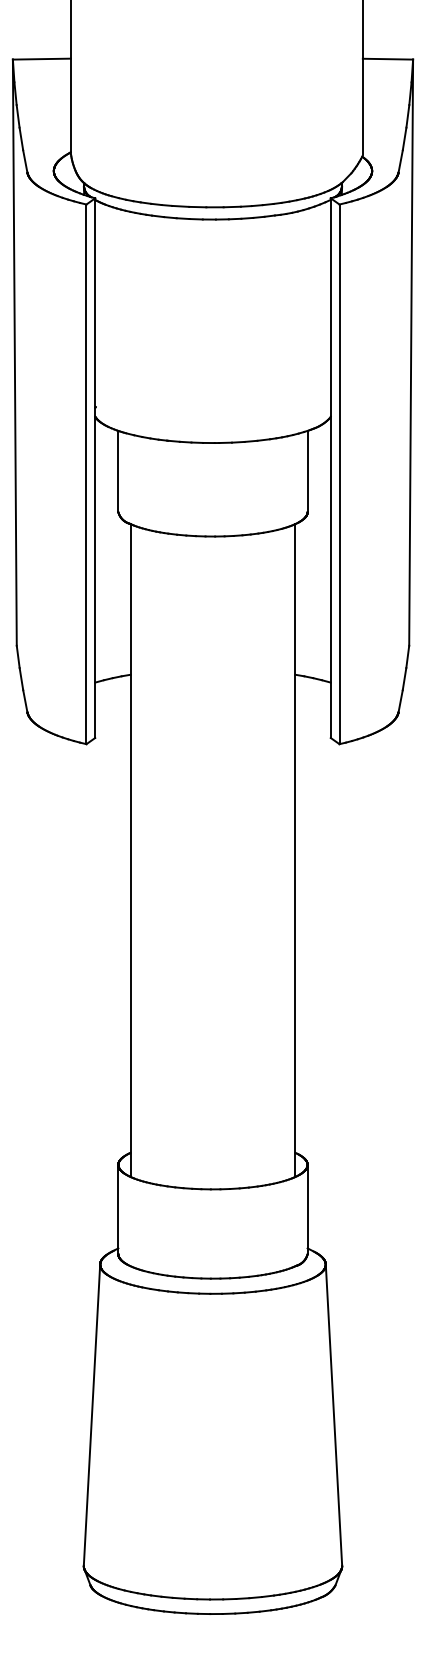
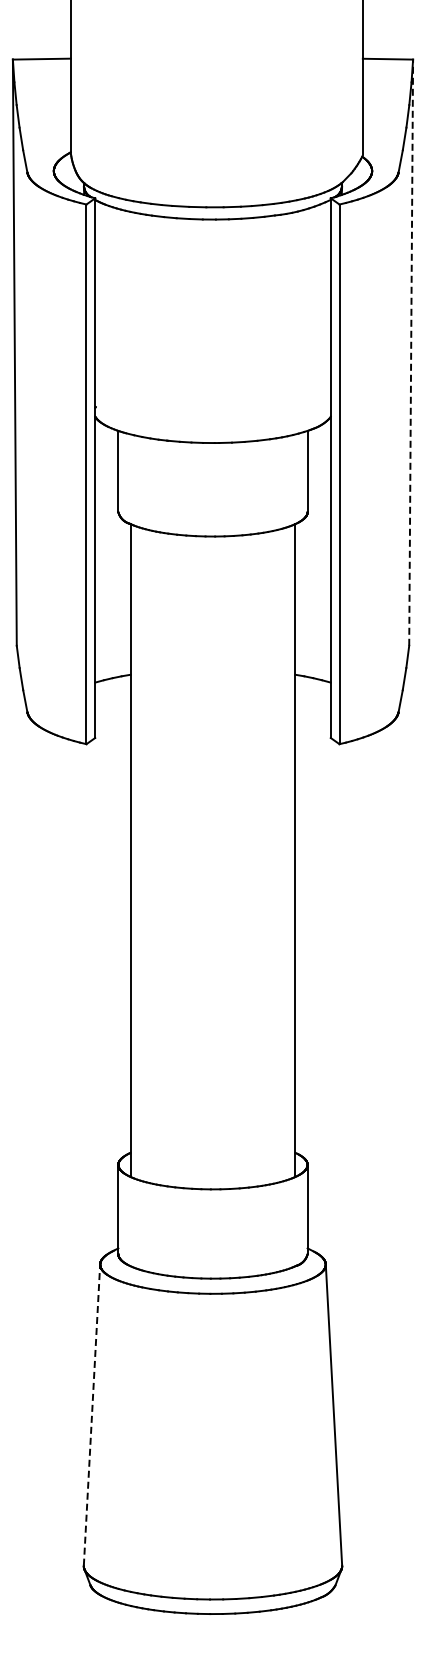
line: solid -> dashed (411, 352)
line: solid -> dashed (92, 1414)
